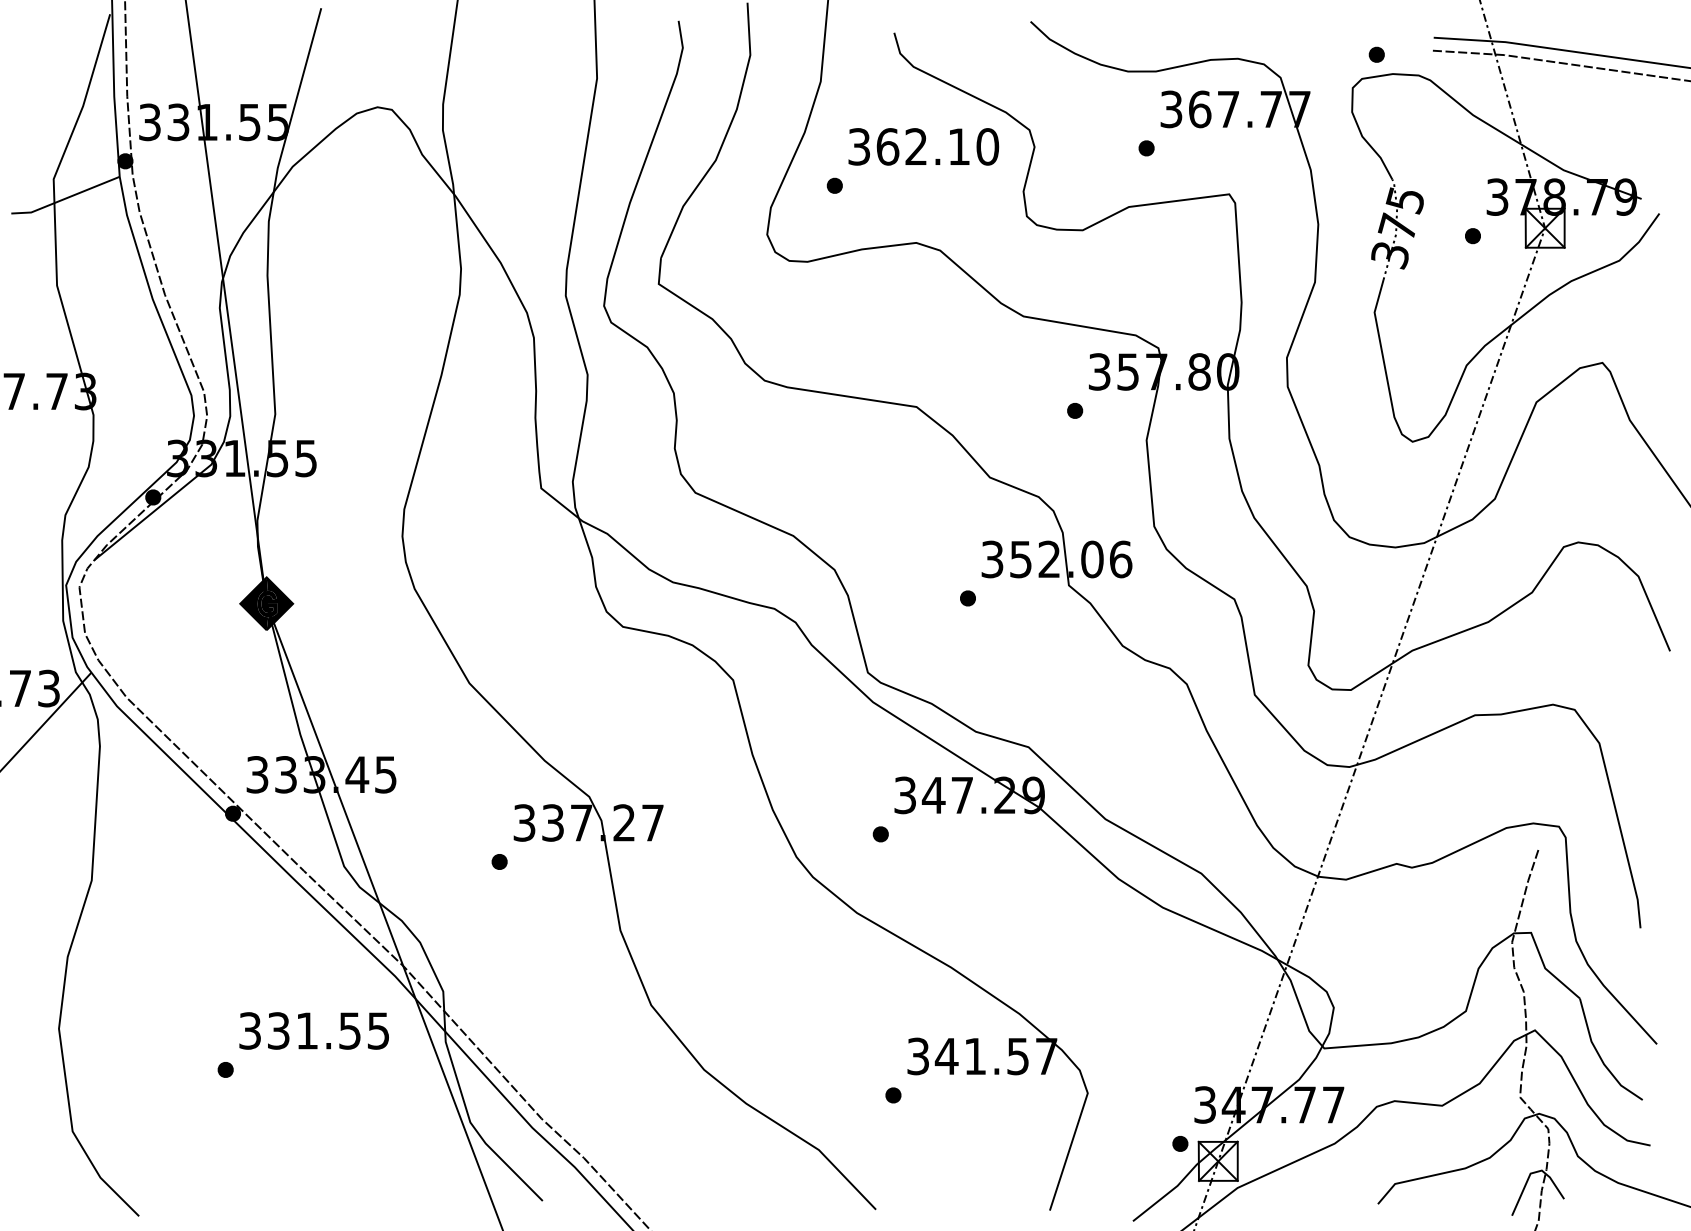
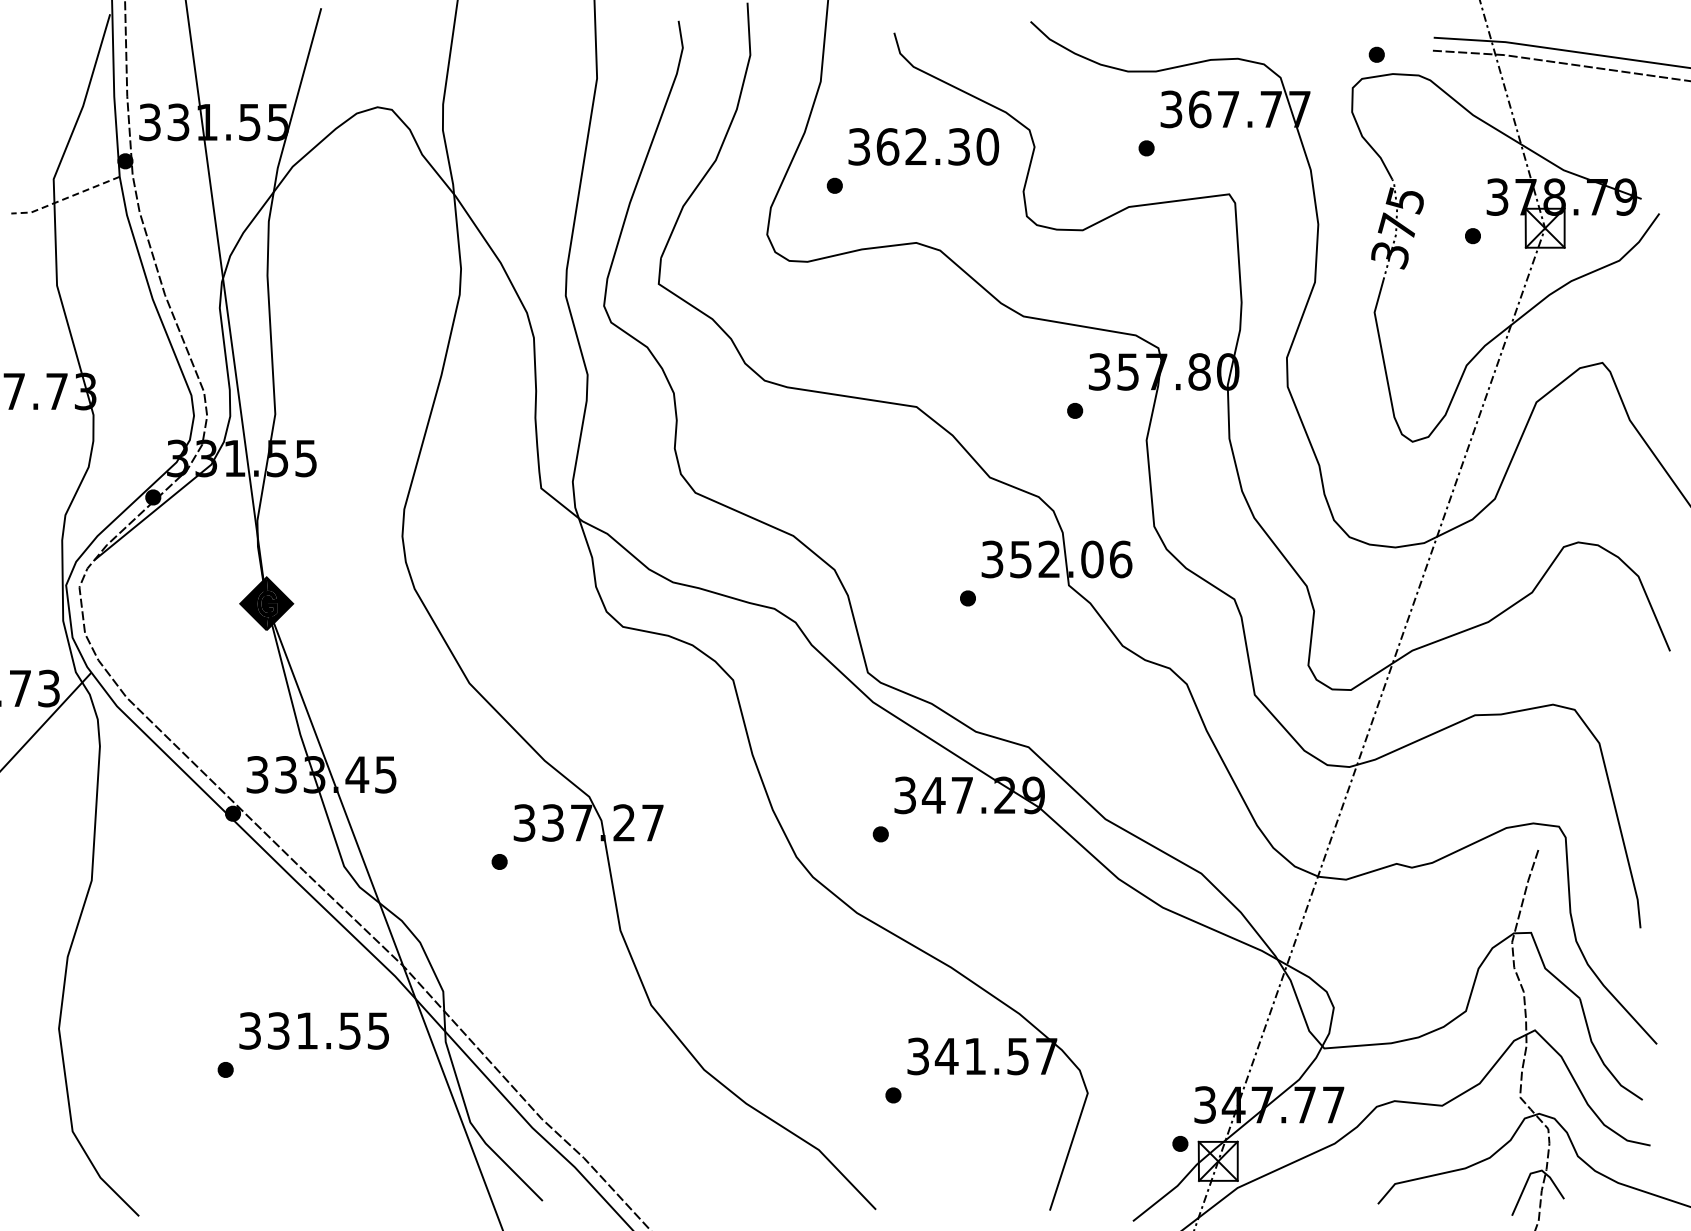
text: 362.10 -> 362.30 (958, 146)
line: solid -> dashed (65, 198)
